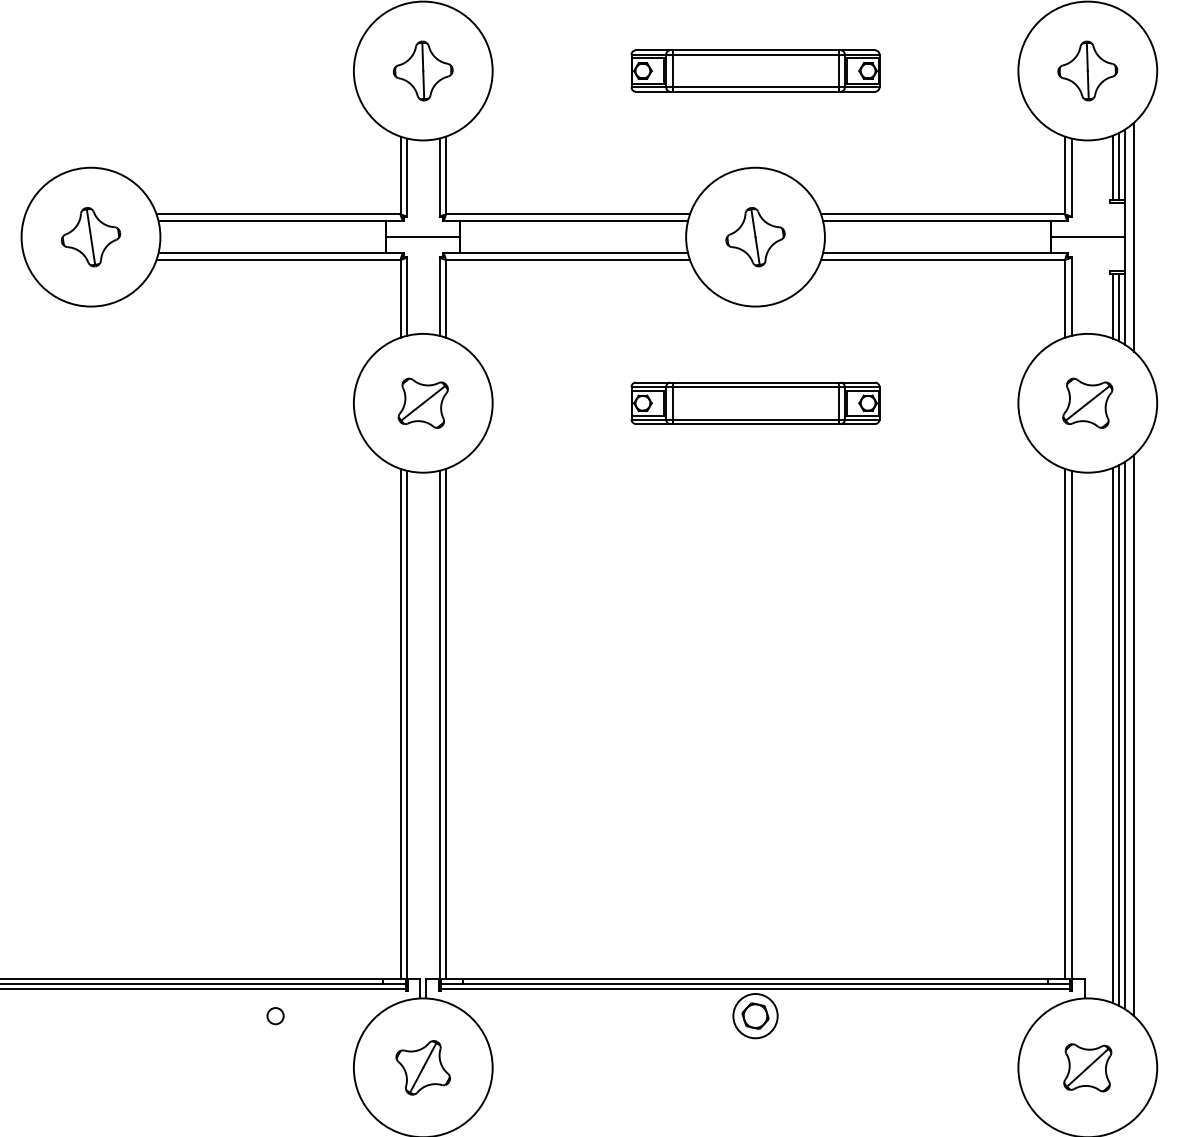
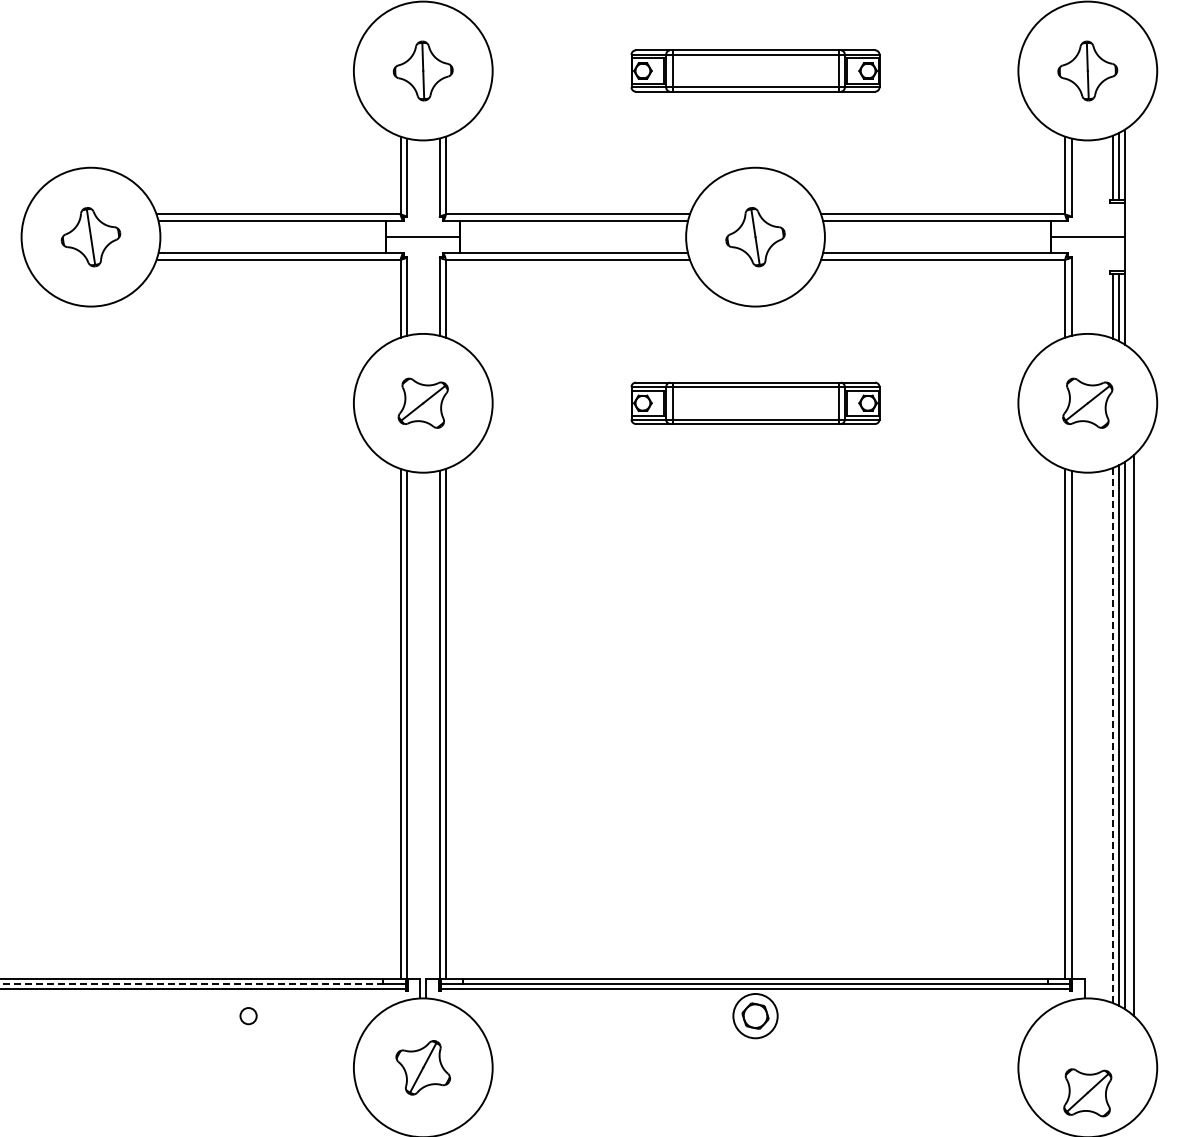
line: present -> none (1134, 236)
line: solid -> dashed (1112, 735)
line: solid -> dashed (192, 983)
circle position: (275, 1016) -> (248, 1016) (248, 1016)
part position: (1087, 1067) -> (1087, 1092) (1087, 1092)
